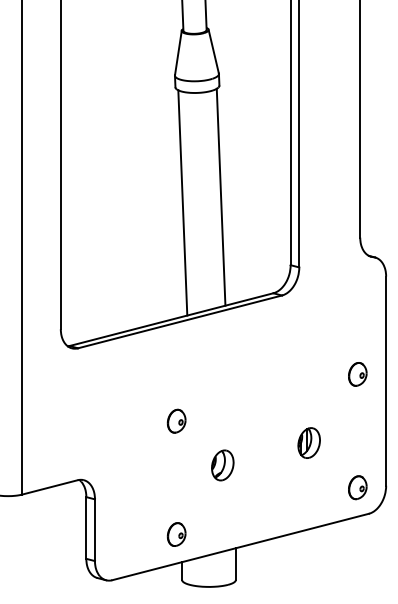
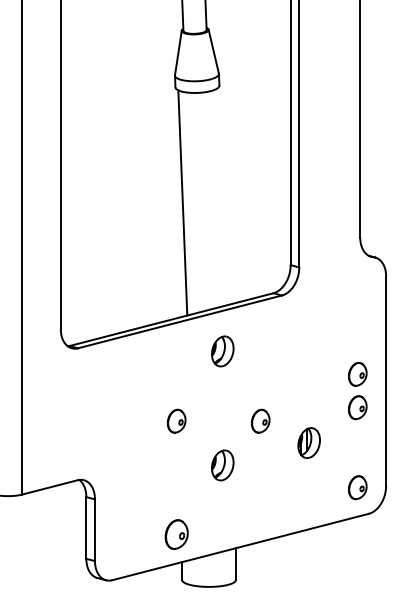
line: present -> none (220, 196)
part: none -> present (222, 351)
part: none -> present (357, 407)
part: none -> present (260, 420)
part size: 21x25 px -> 25x31 px (176, 534)
